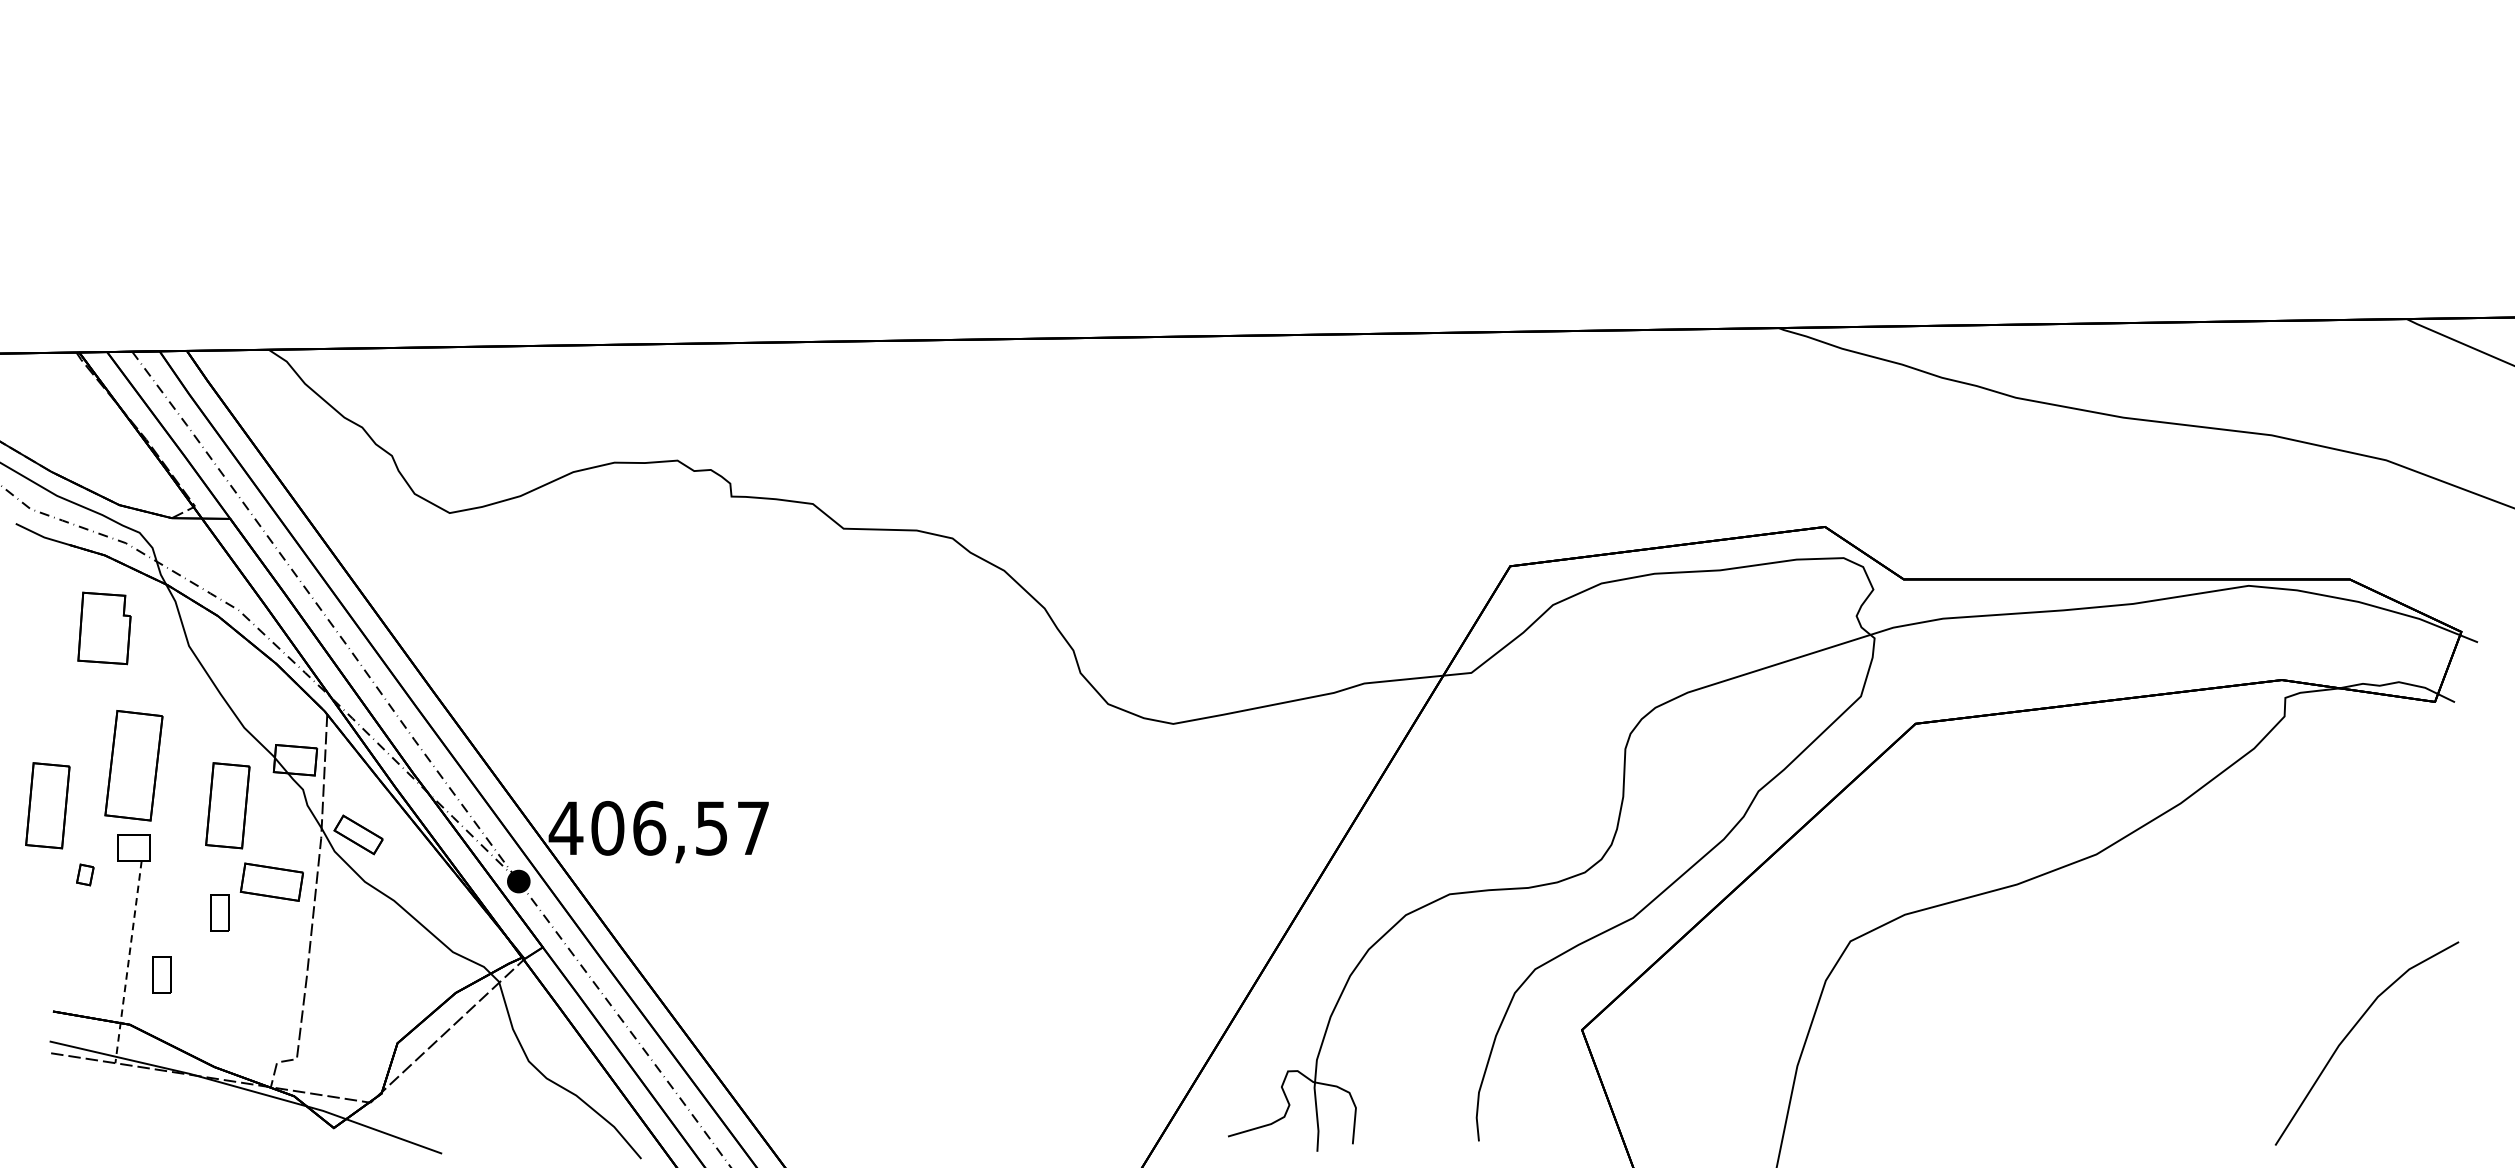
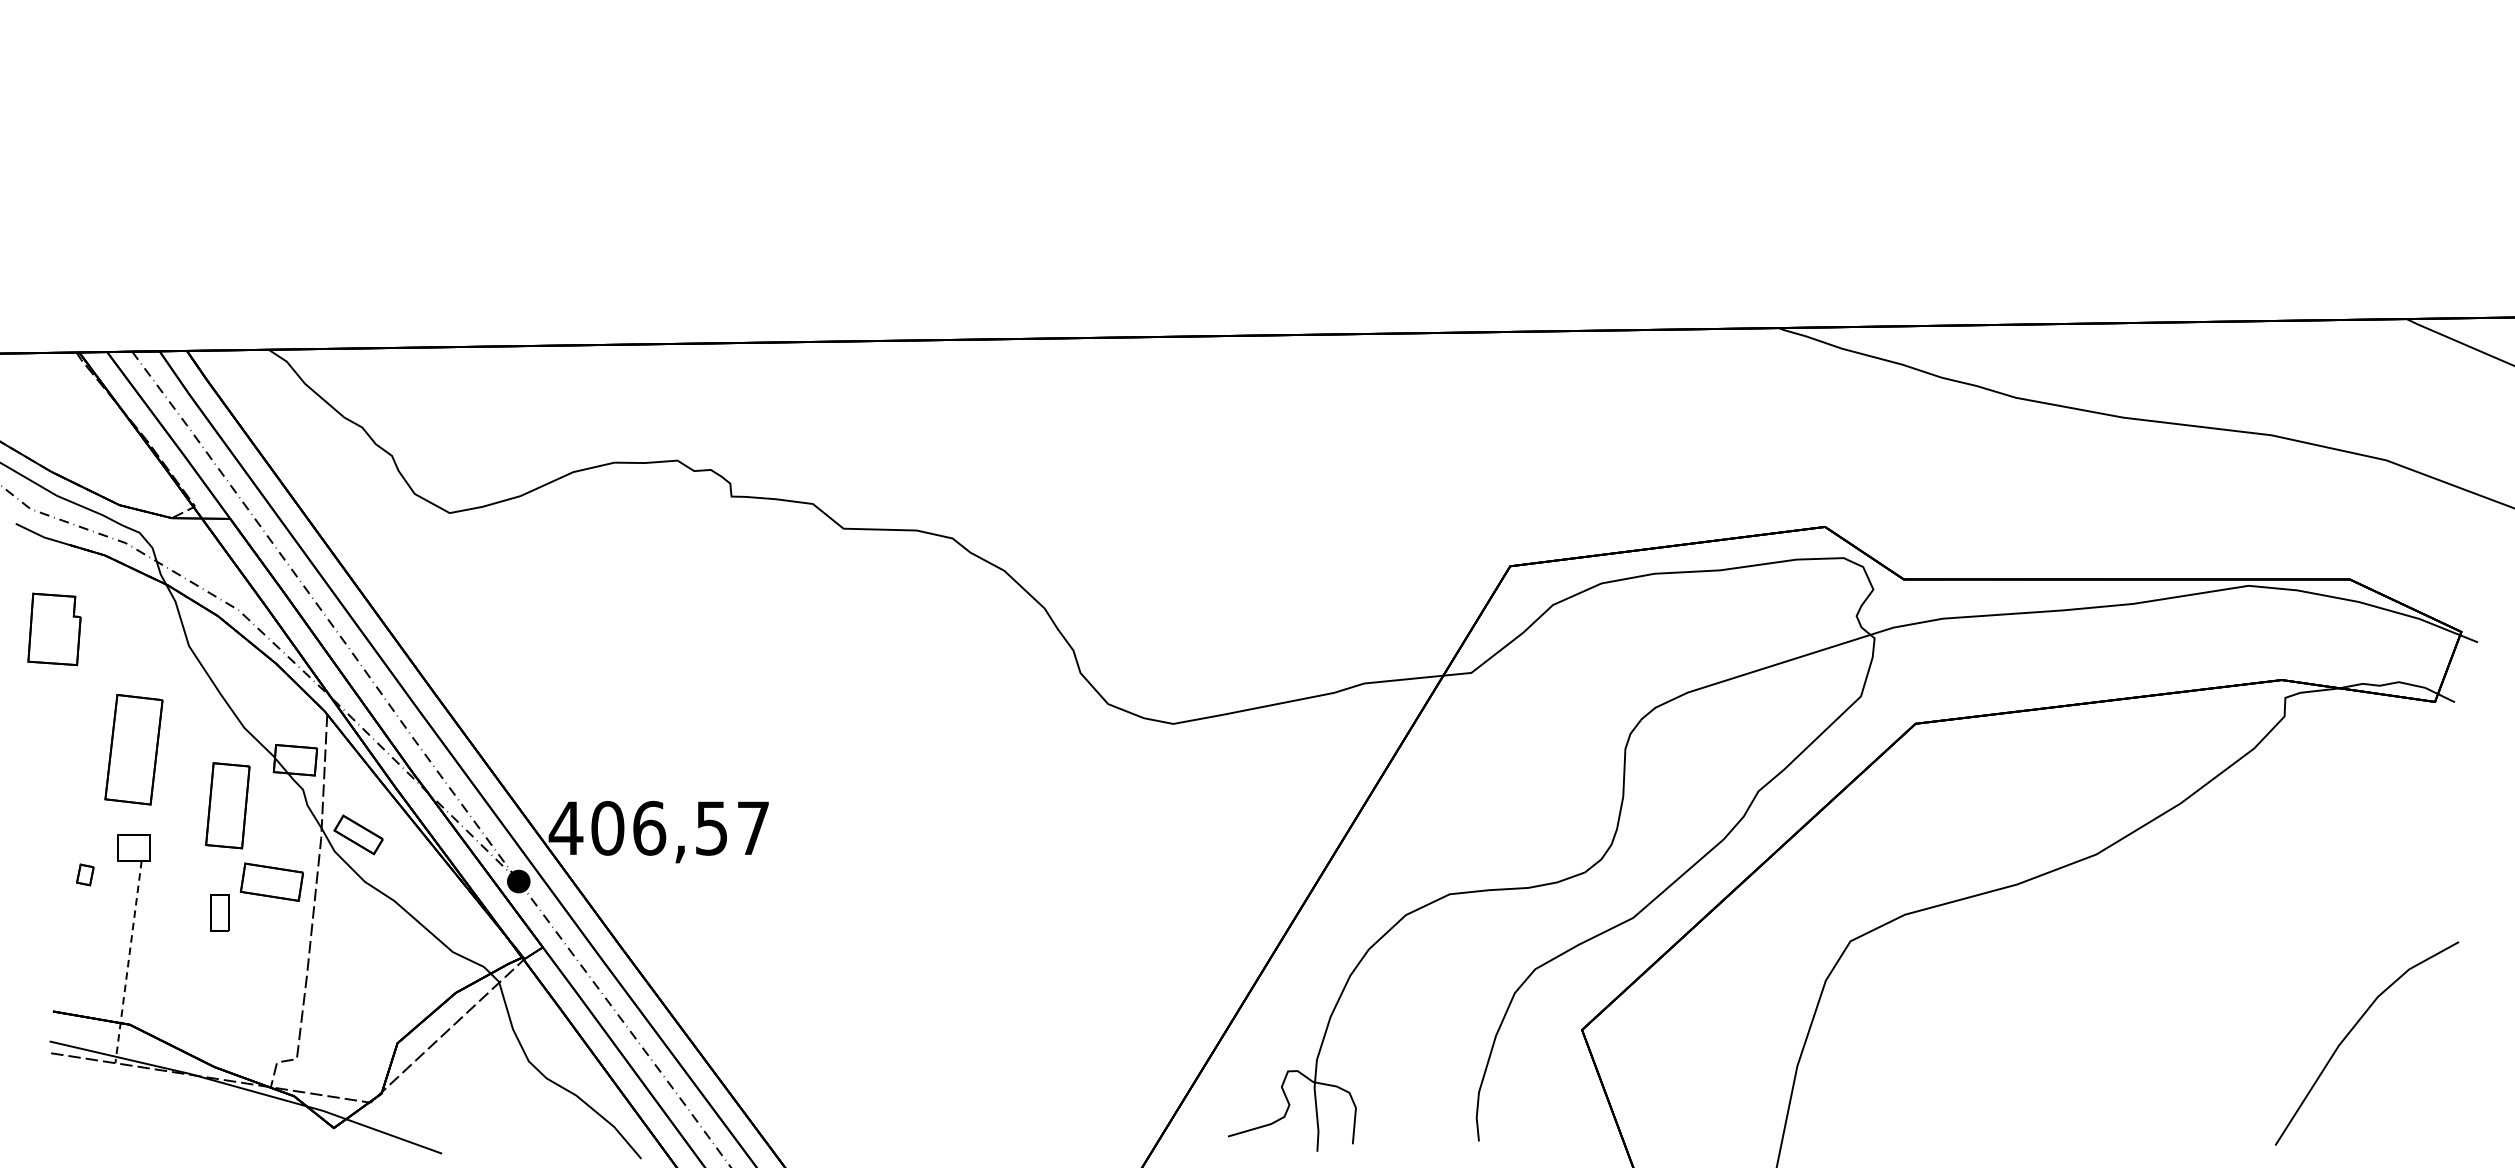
part position: (104, 628) -> (54, 629) (54, 629)
part position: (133, 765) -> (133, 749) (133, 749)
part: present -> none (47, 805)
part: present -> none (161, 974)
